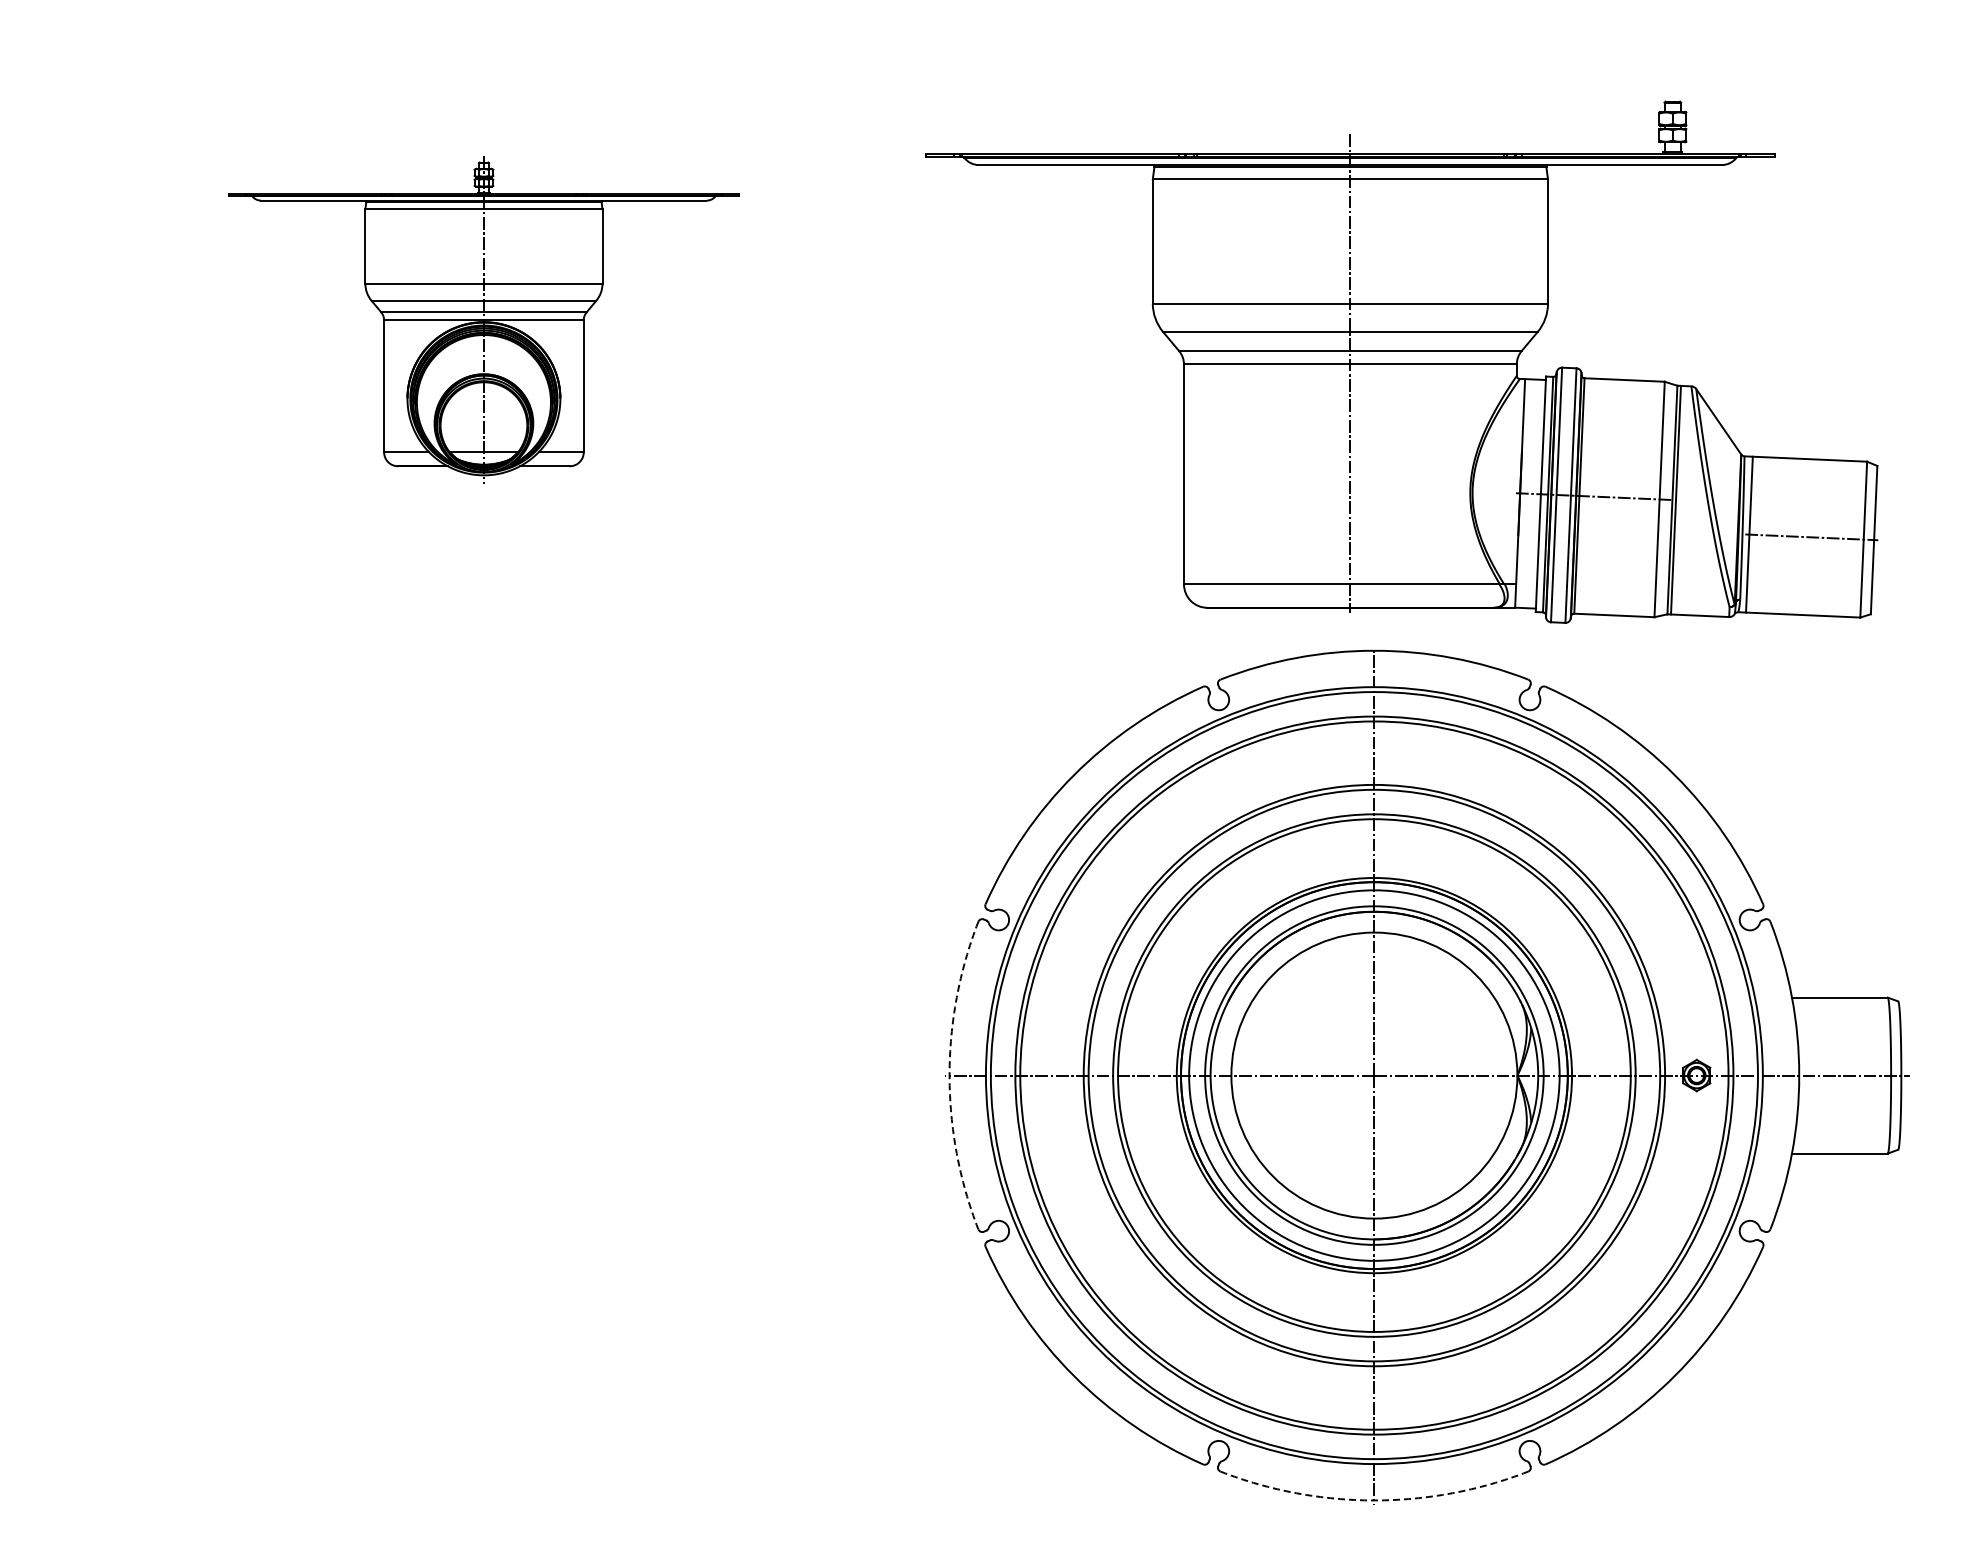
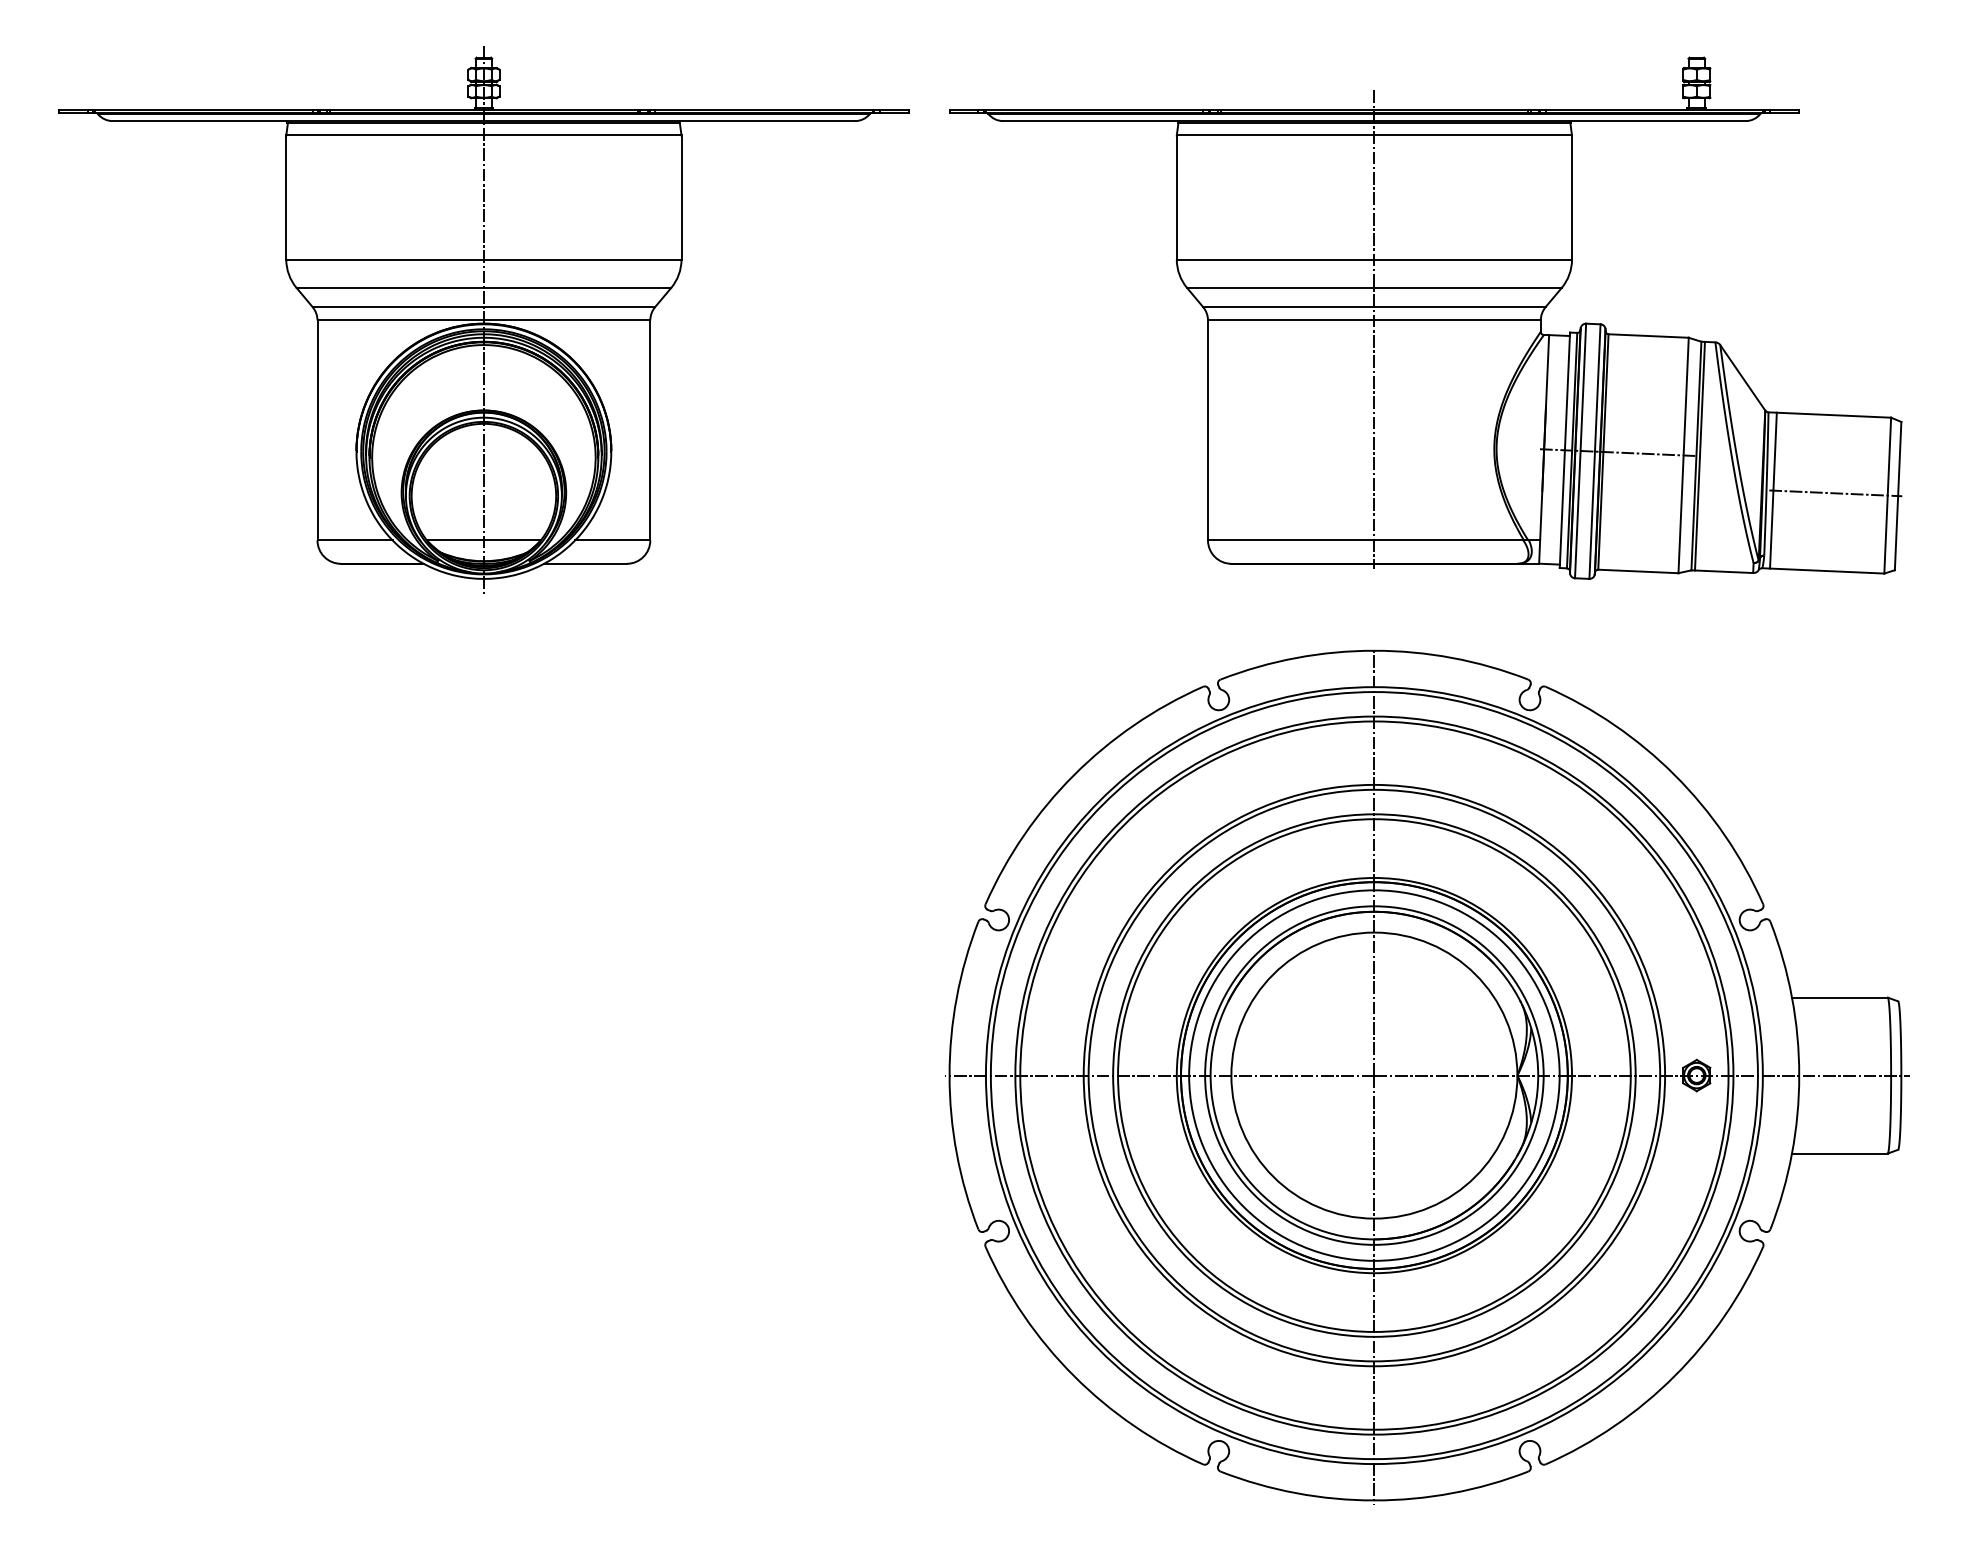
part size: 512x328 px -> 852x548 px (483, 319)
part position: (1401, 361) -> (1425, 317) (1425, 317)
arc: dashed -> solid (949, 1075)
arc: dashed -> solid (1374, 1500)
